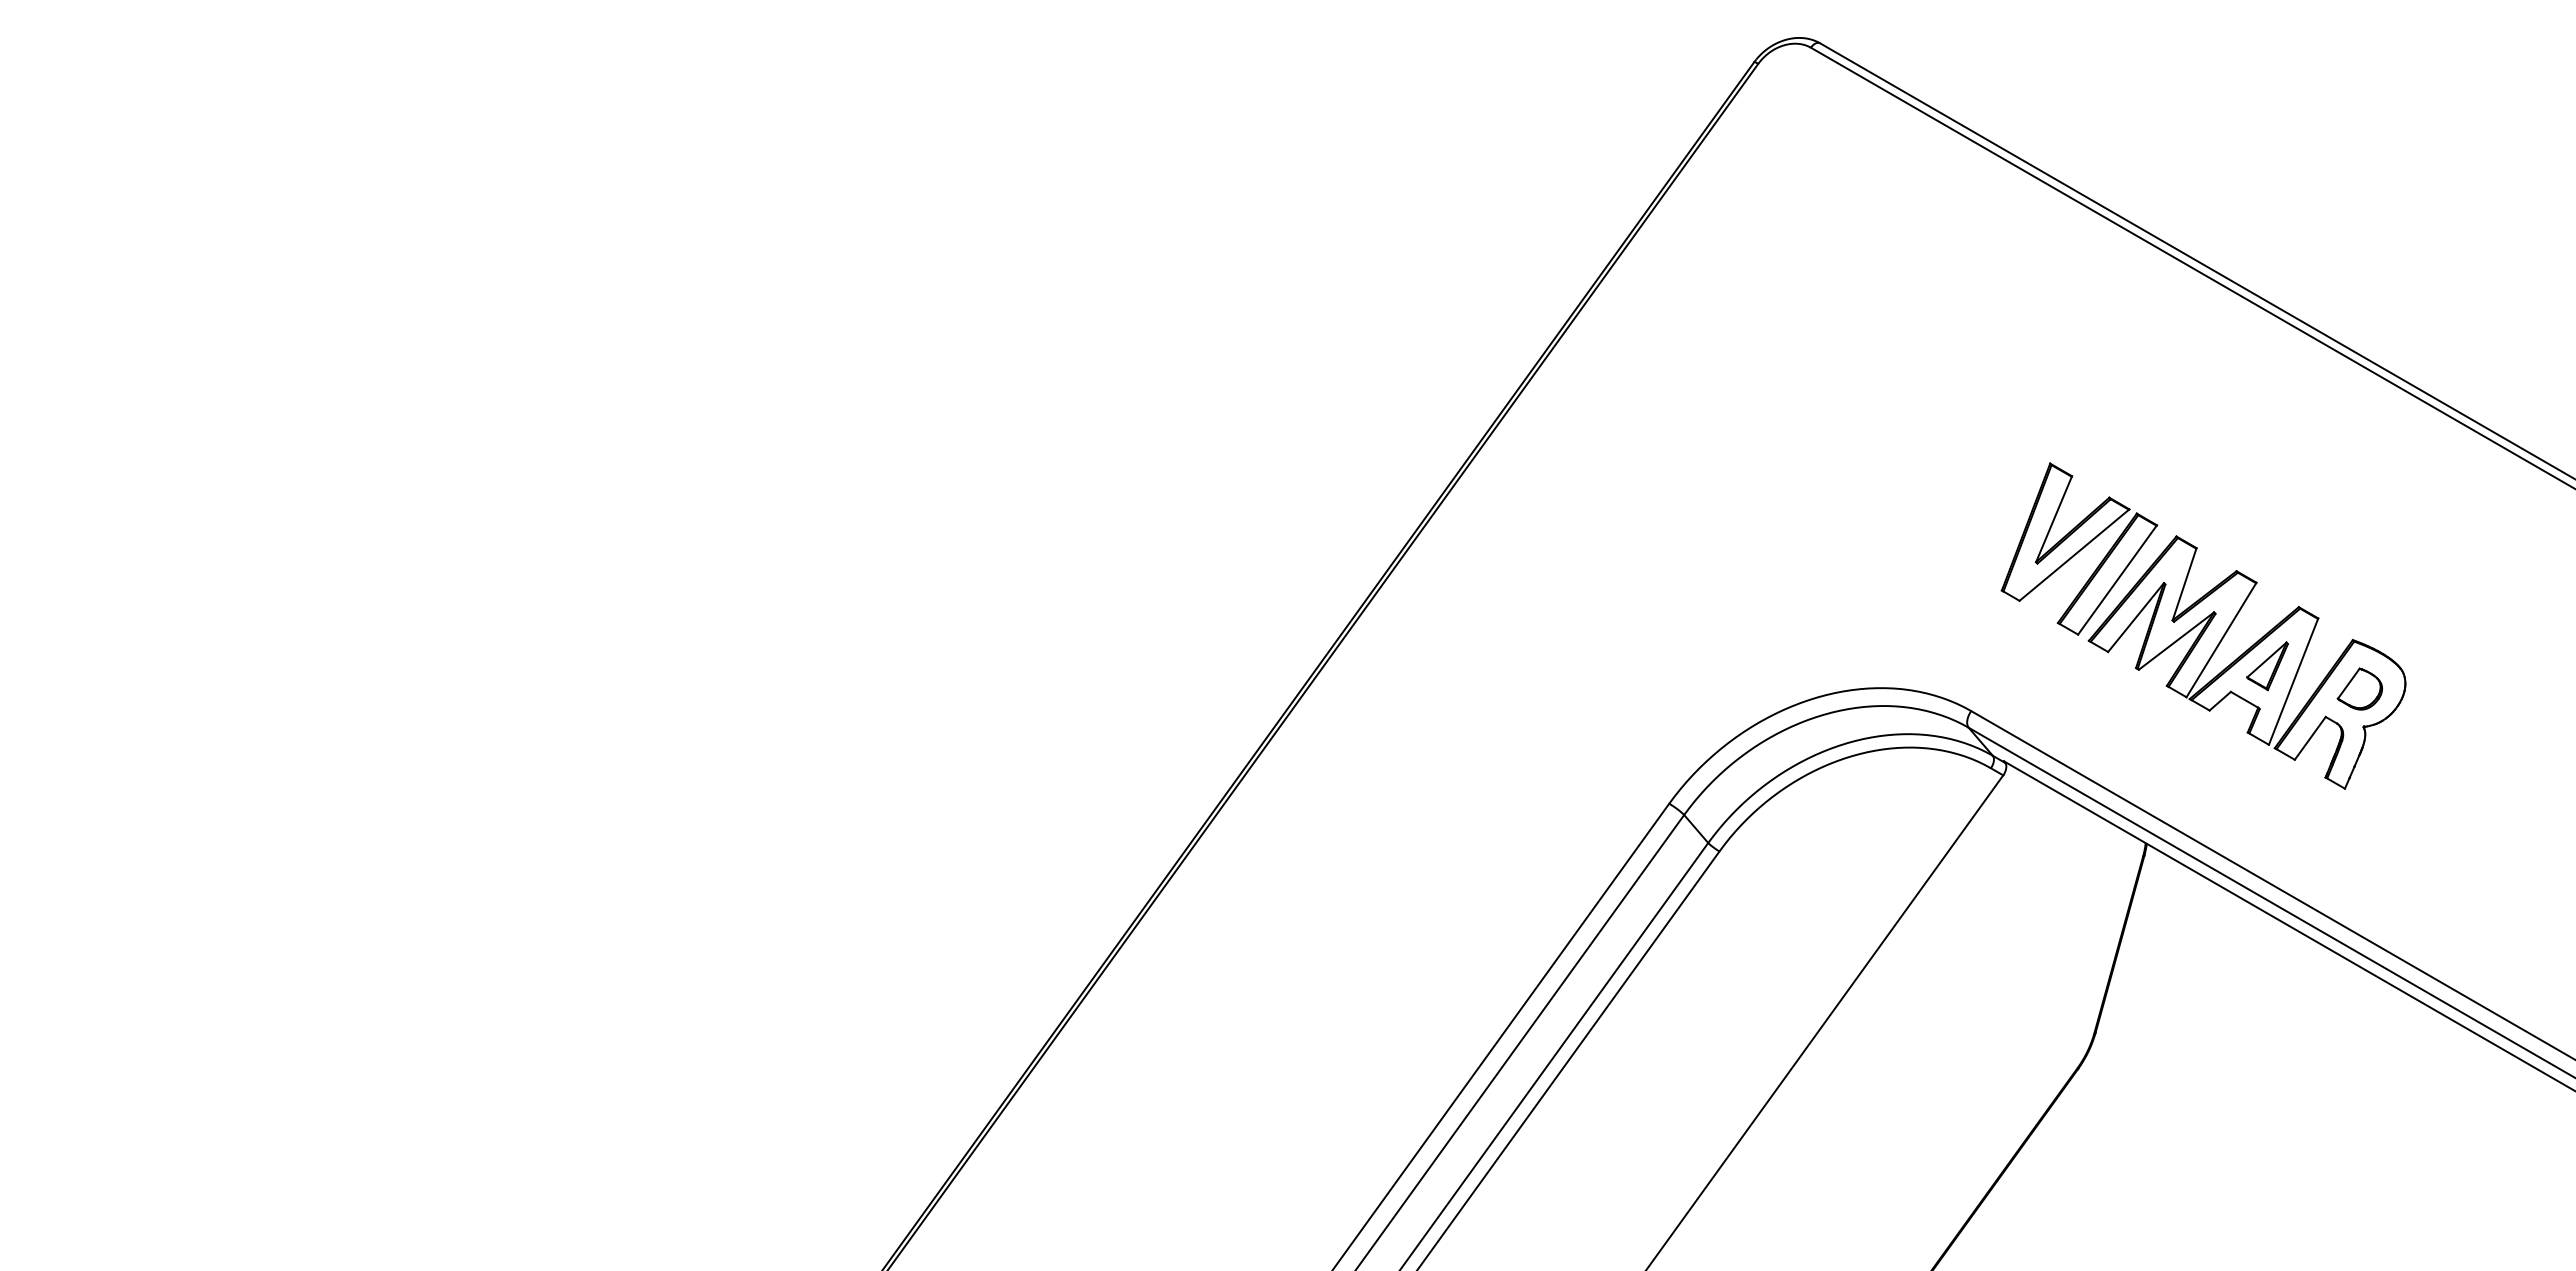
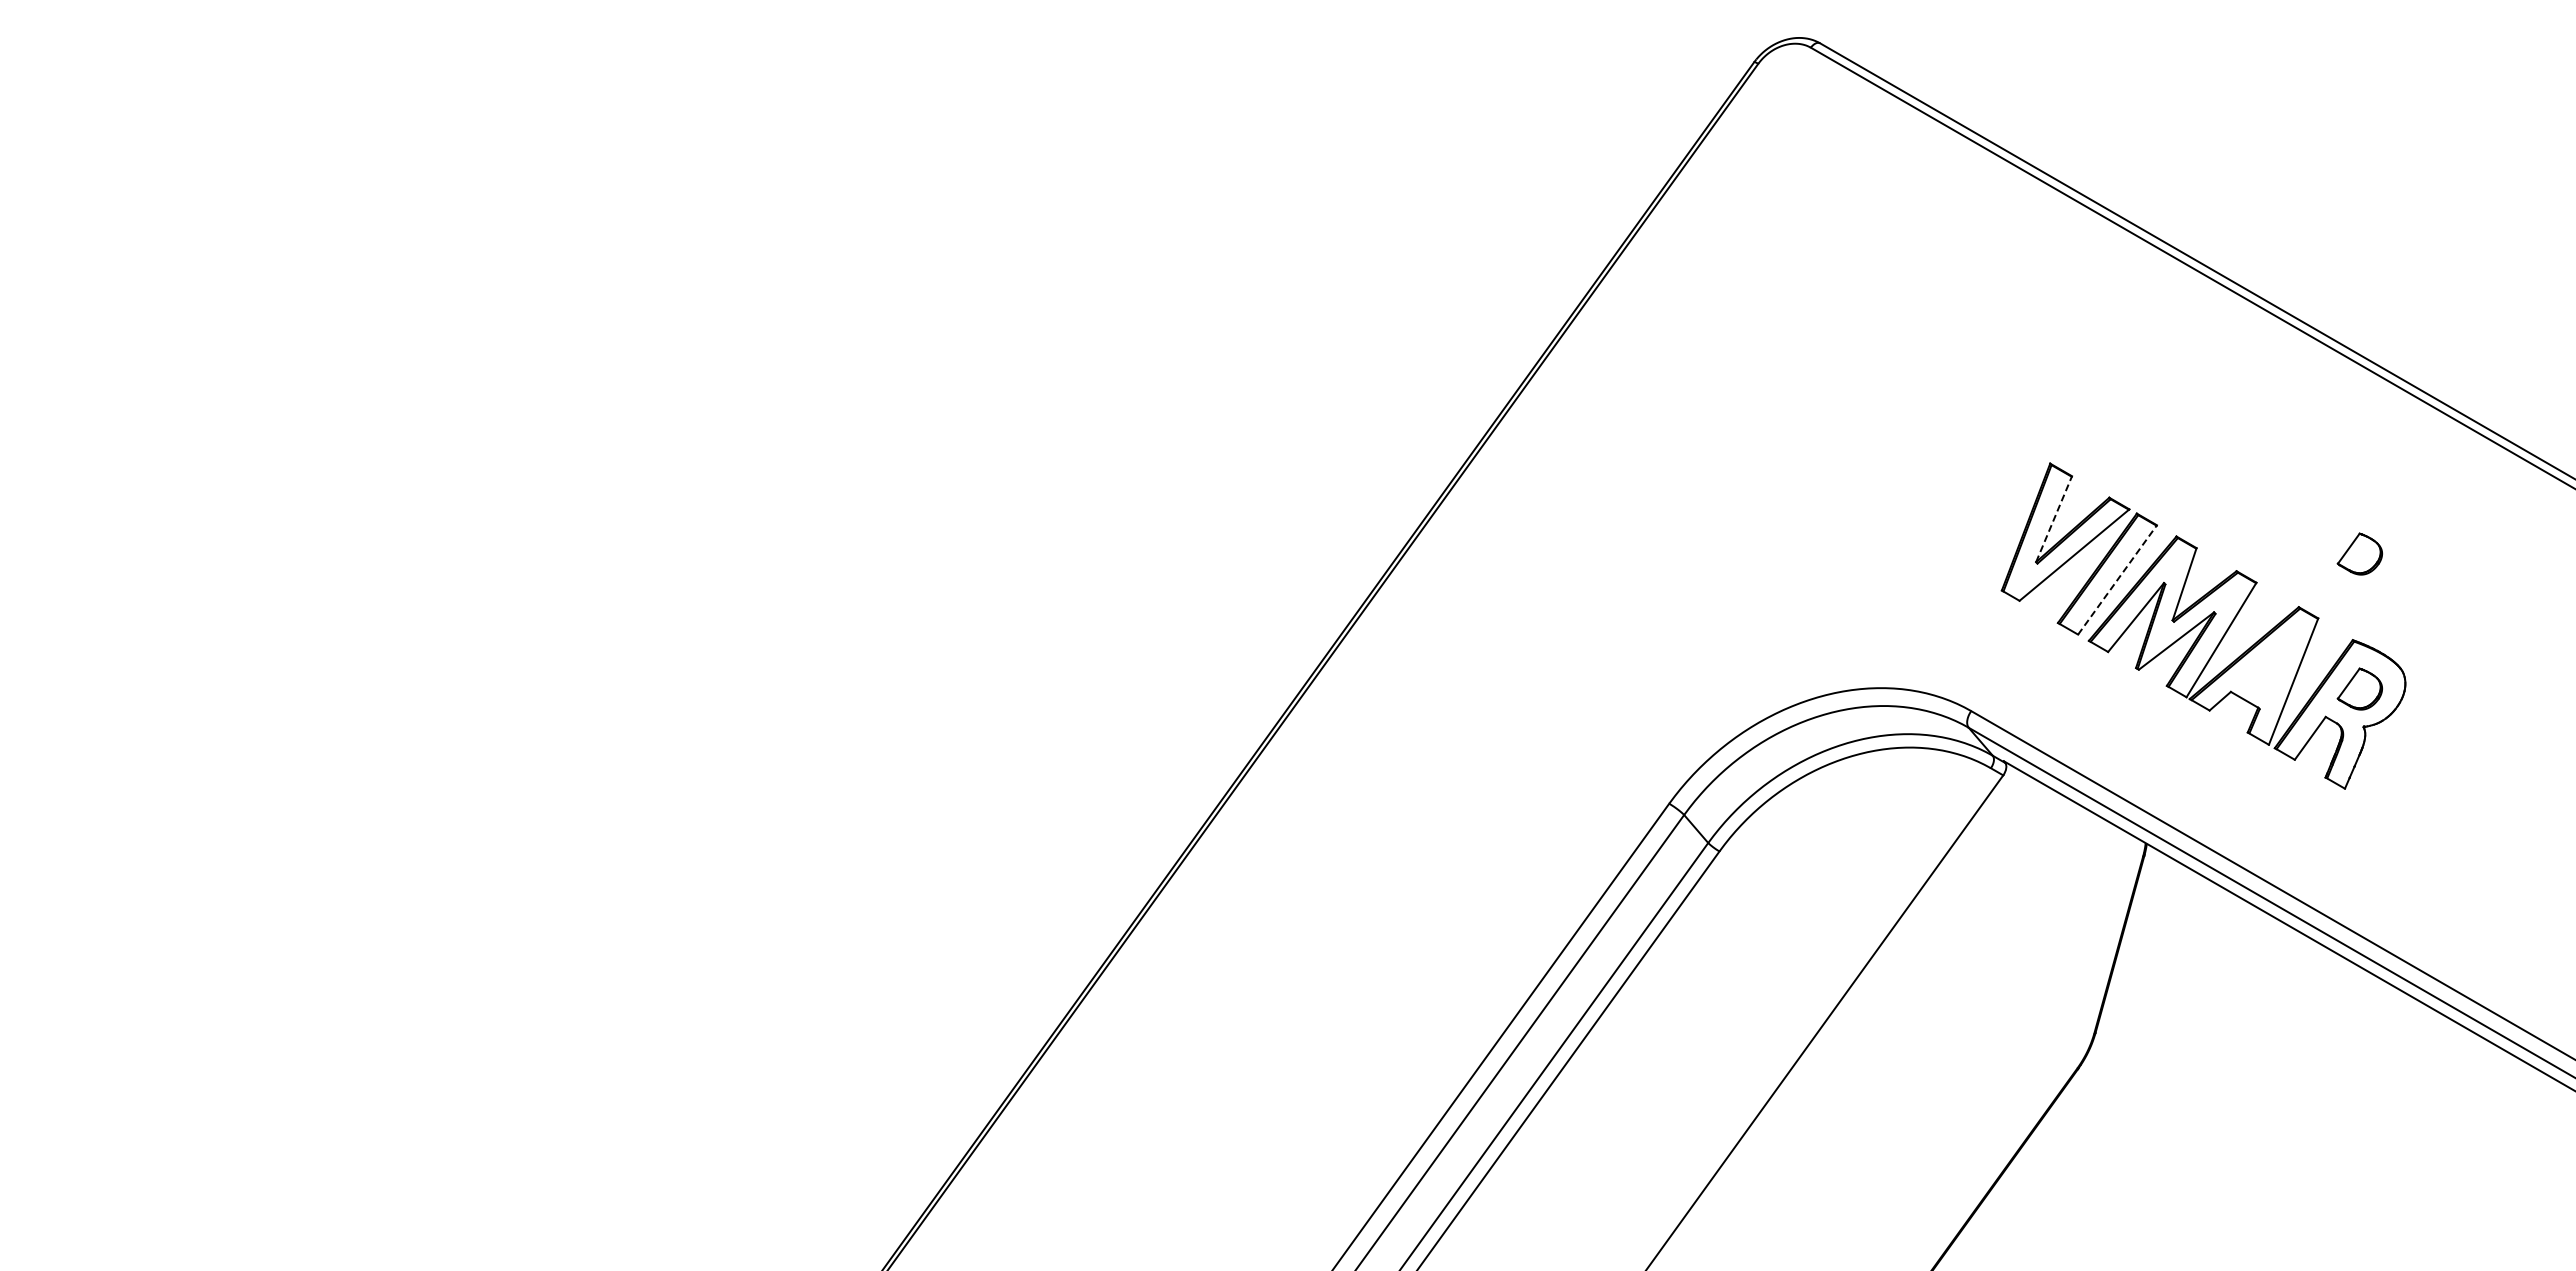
line: solid -> dashed (2054, 519)
part: none -> present (2359, 553)
line: solid -> dashed (2117, 579)
part: present -> none (2267, 666)
